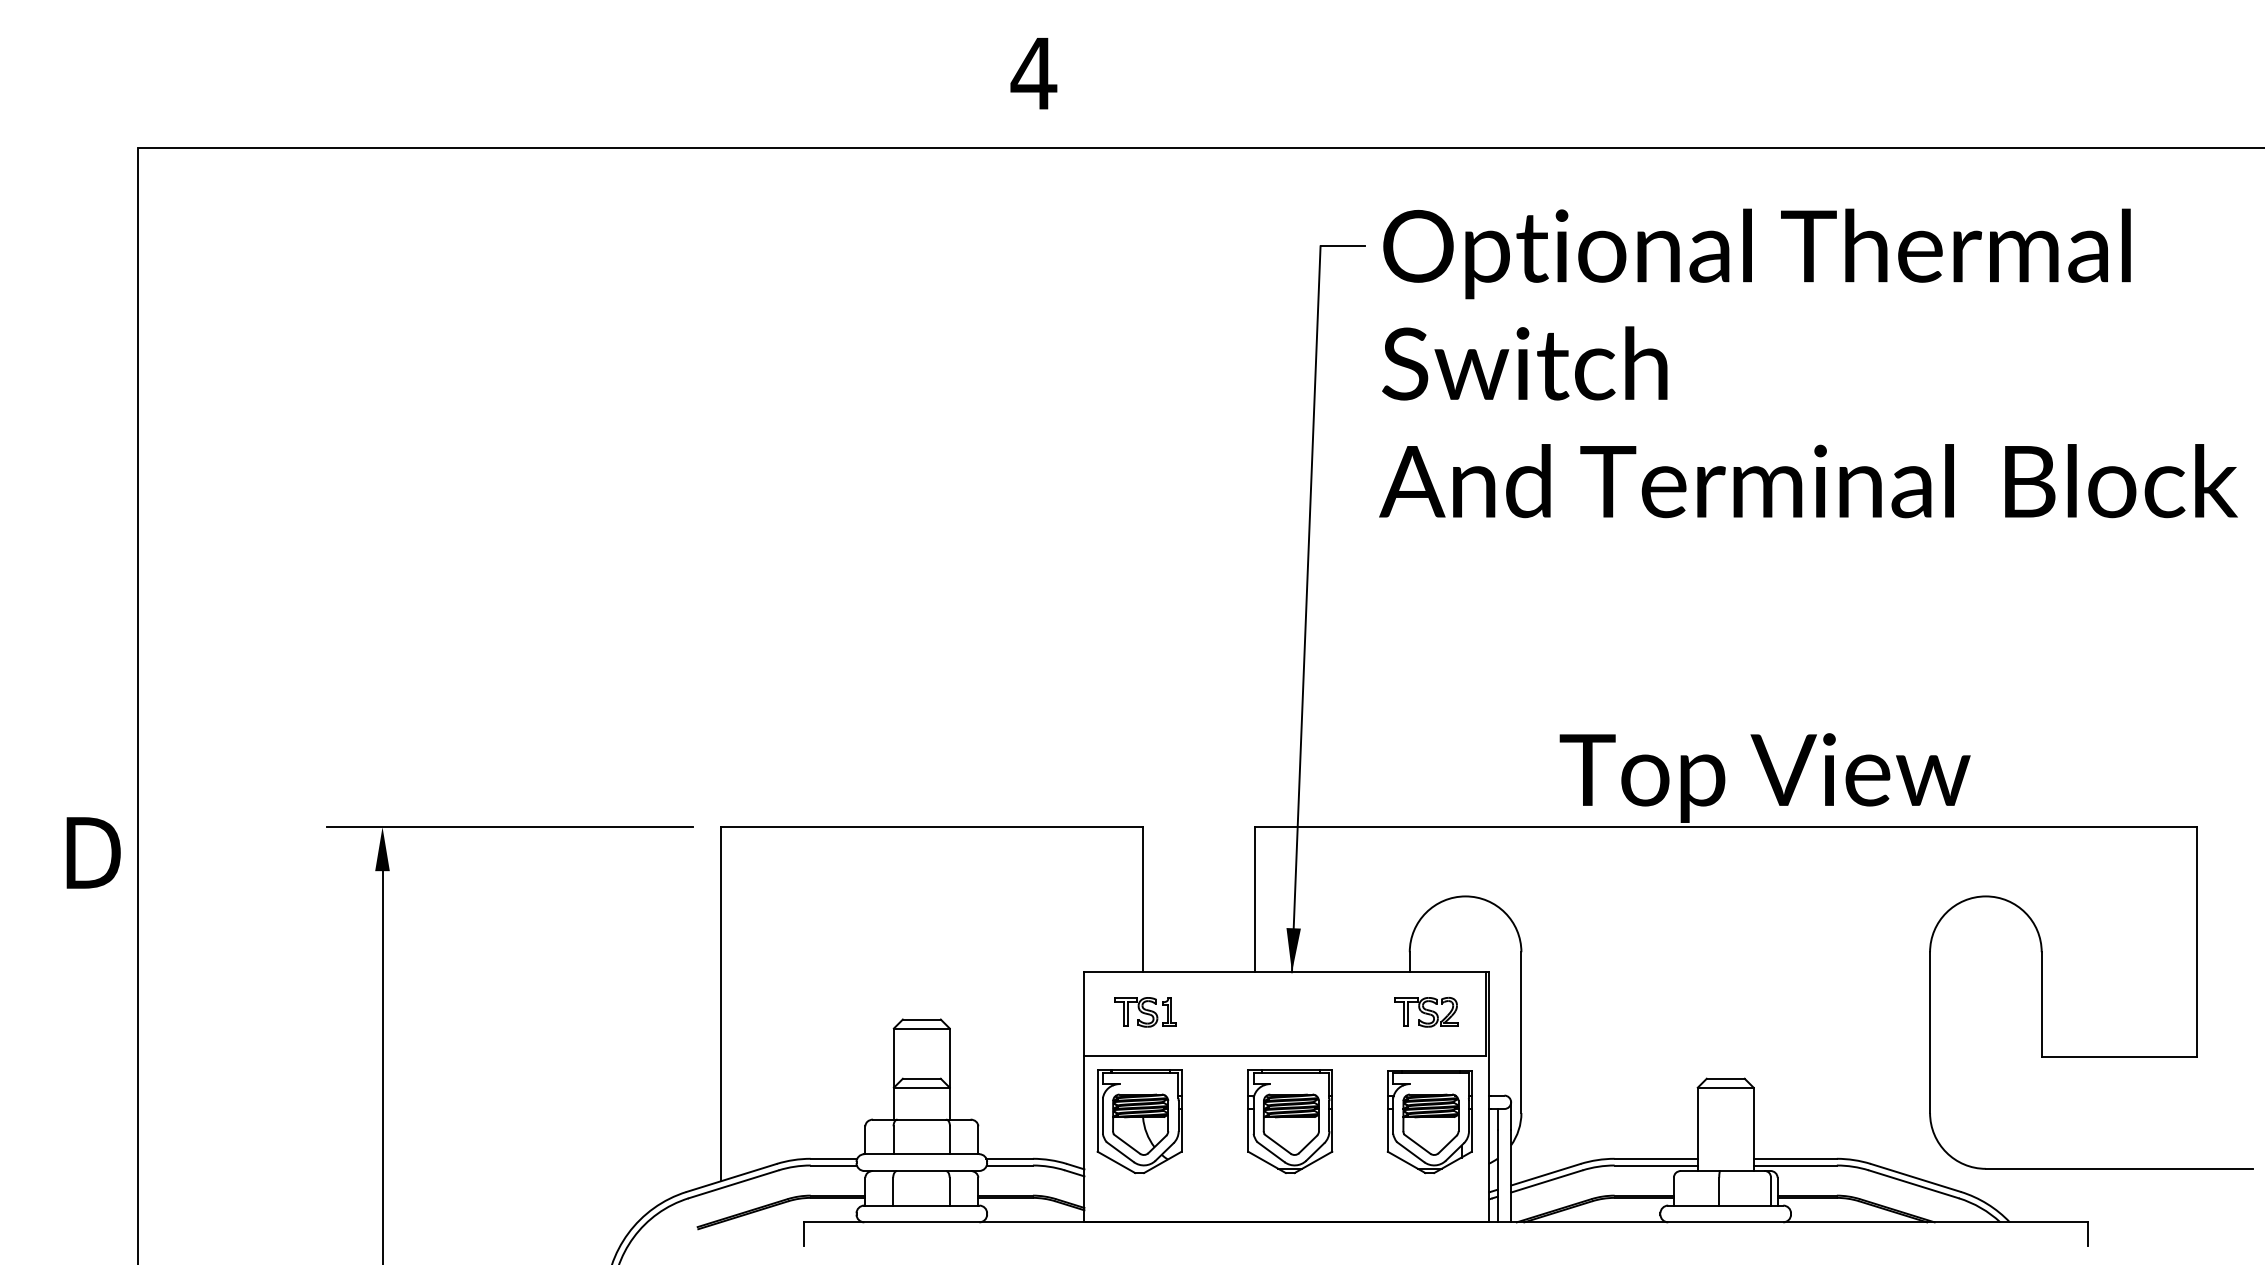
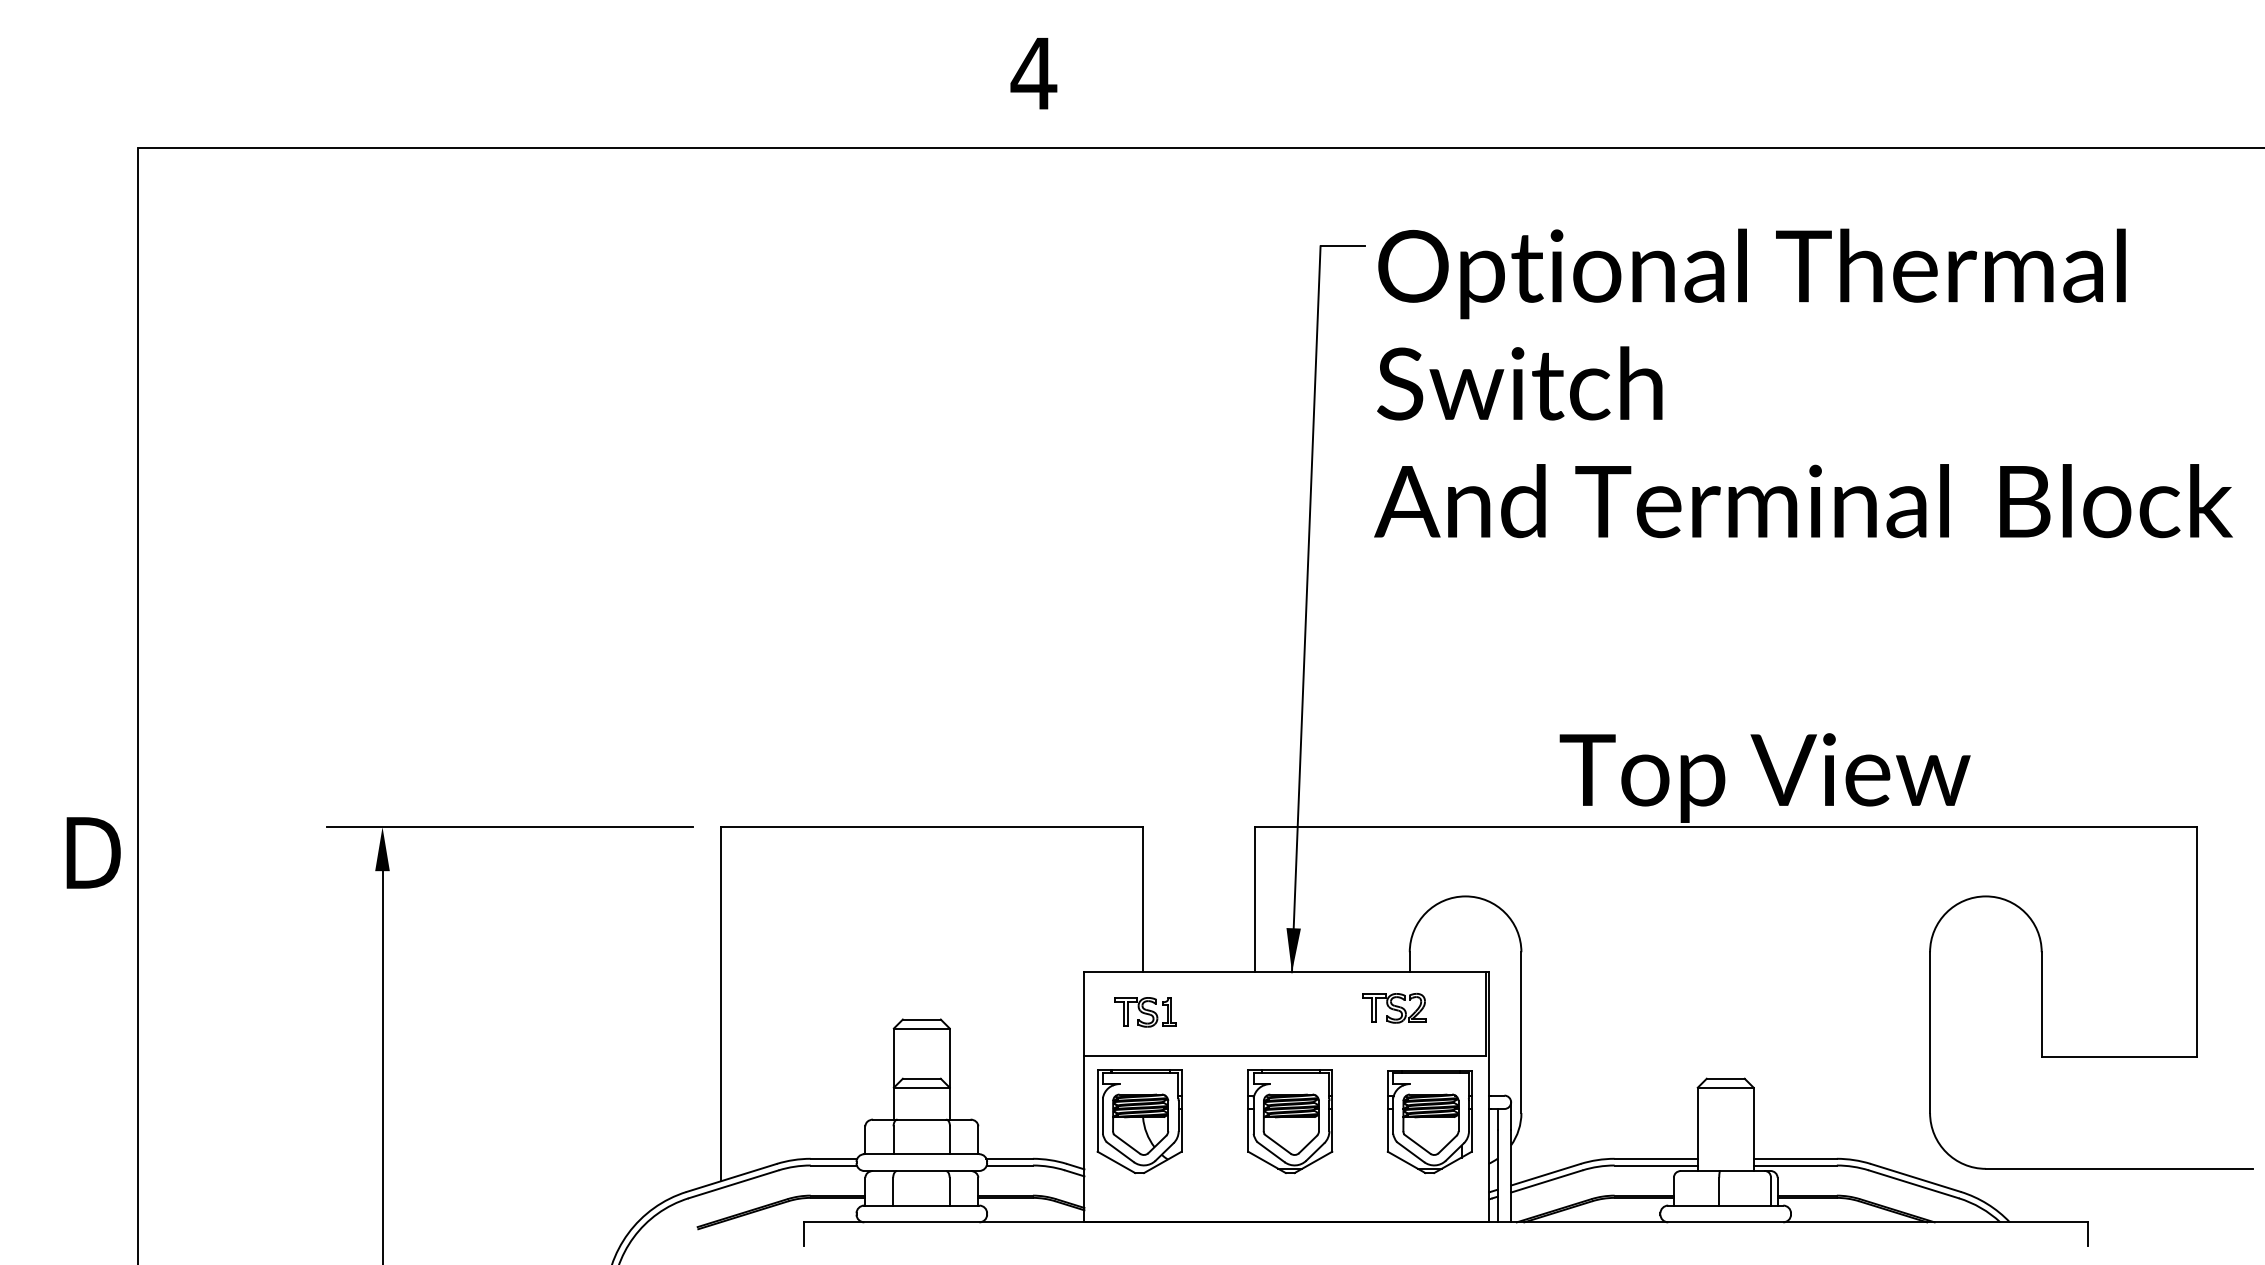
text position: (1808, 363) -> (1803, 383) (1803, 383)
part position: (1426, 1012) -> (1394, 1008) (1394, 1008)
